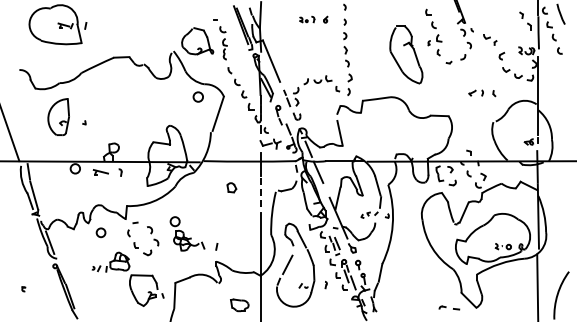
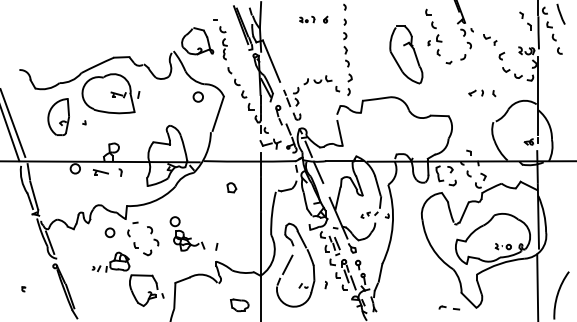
part position: (57, 24) -> (110, 93) (110, 93)
line: none -> present (13, 125)
line: dashed -> solid (260, 194)
circle position: (100, 232) -> (109, 232) (109, 232)
